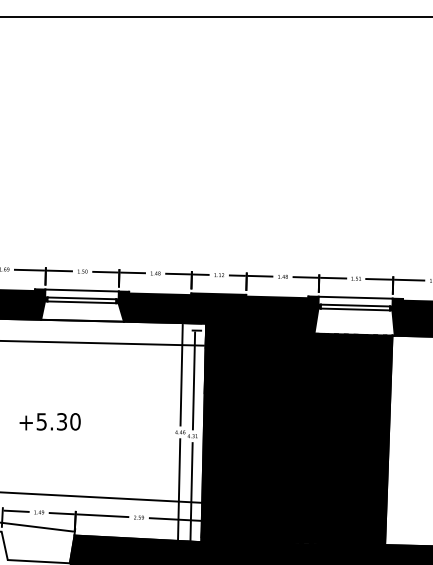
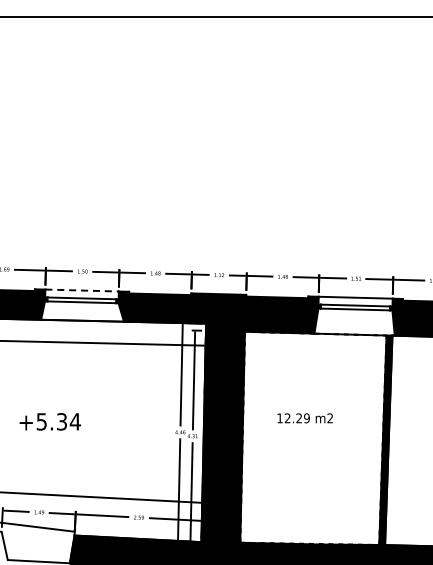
line: solid -> dashed (82, 290)
text: +5.30 -> +5.34 (74, 421)
fill: present -> none (313, 437)
